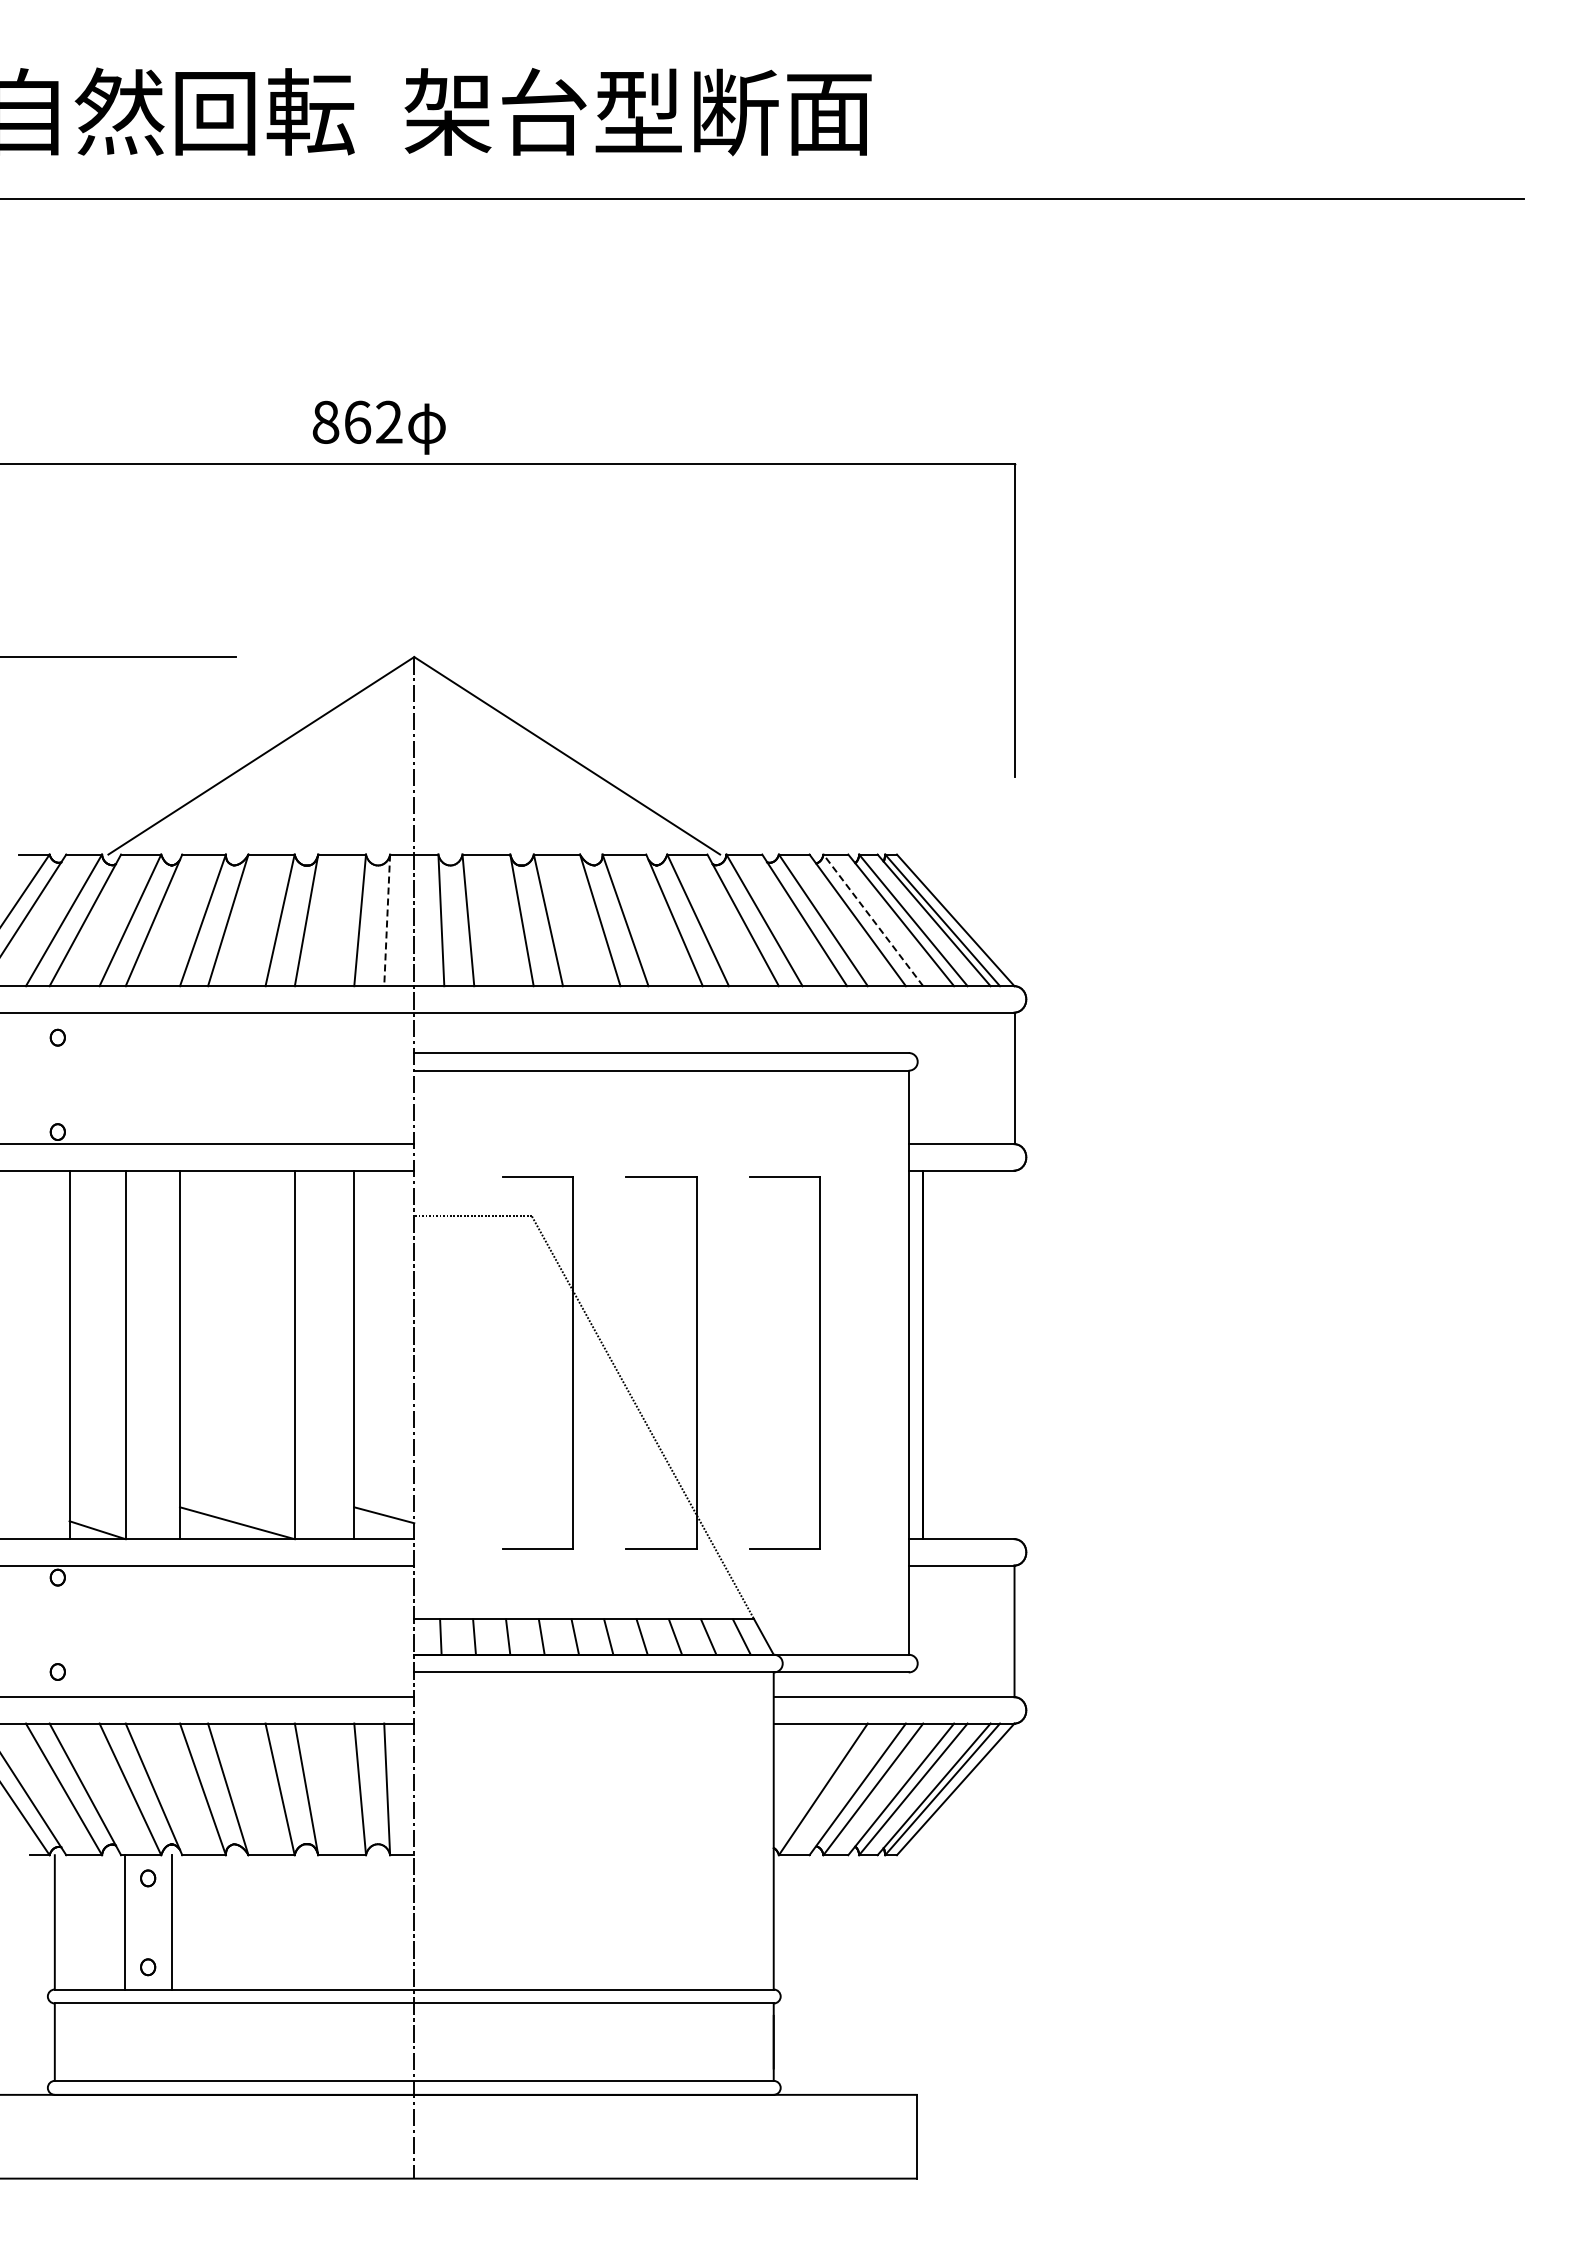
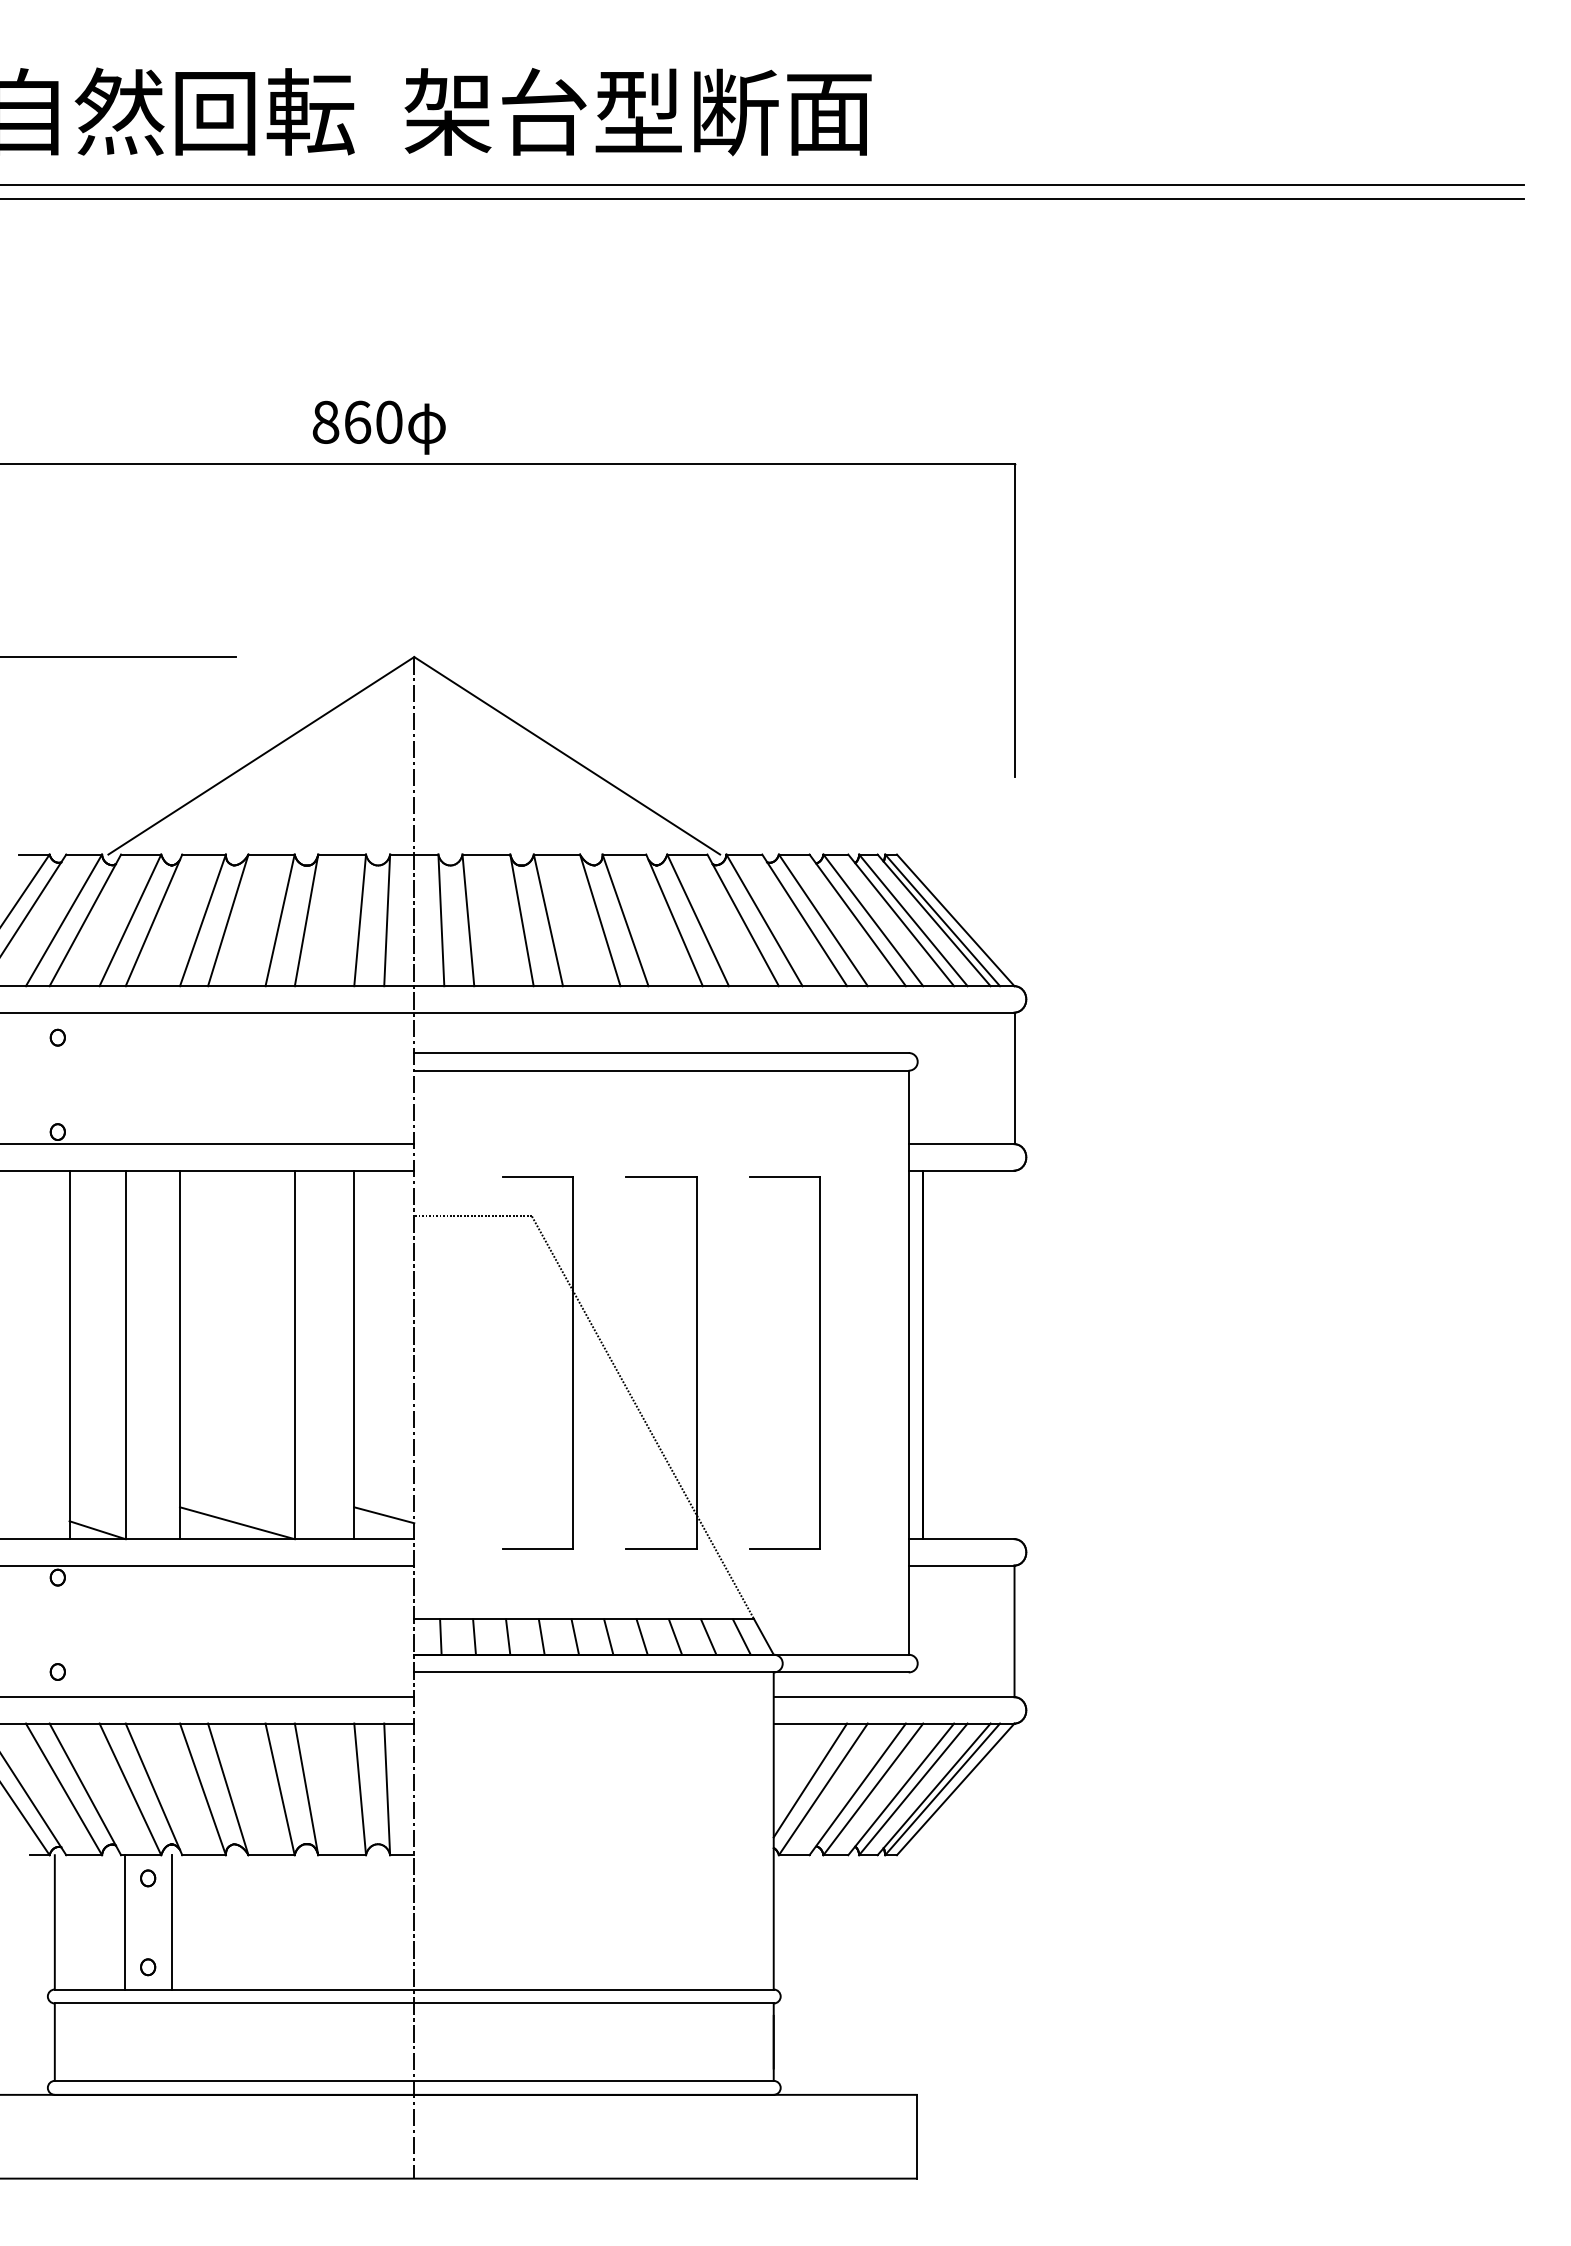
line: none -> present (763, 185)
text: 862 -> 860 (389, 421)
line: dashed -> solid (387, 920)
line: dashed -> solid (873, 920)
line: none -> present (810, 1780)
